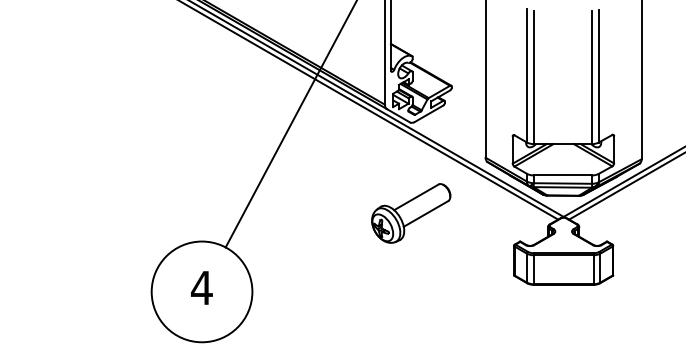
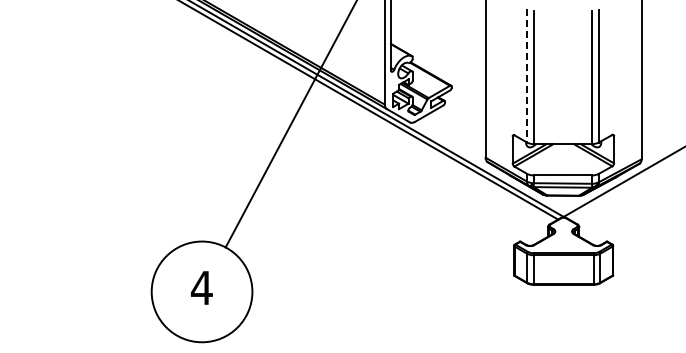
line: solid -> dashed (526, 75)
line: present -> none (625, 186)
part: present -> none (411, 213)
